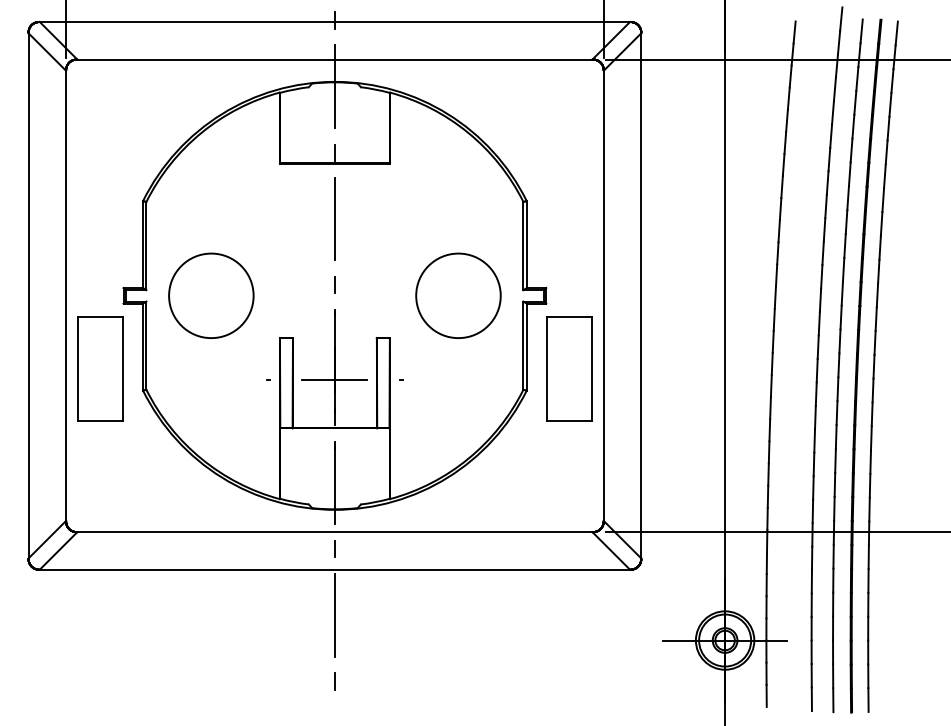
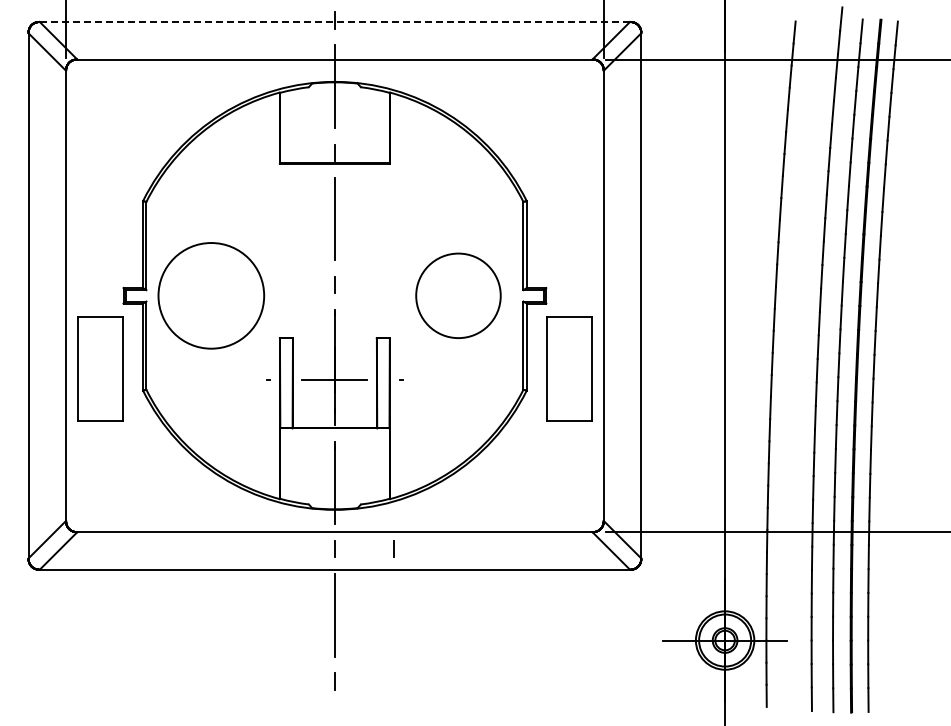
line: solid -> dashed (335, 21)
circle diameter: 85 px -> 106 px (211, 295)
line: none -> present (393, 548)
